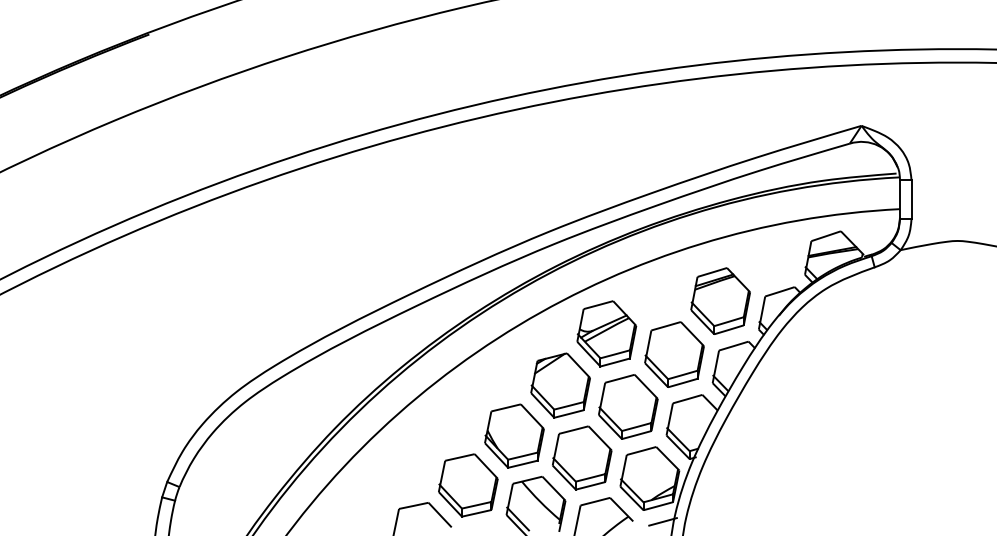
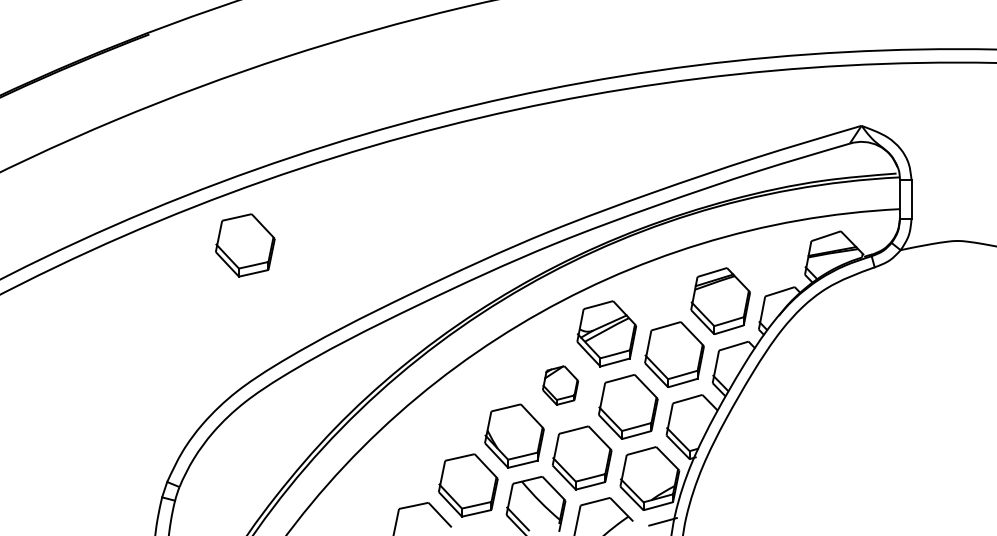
part: none -> present (245, 245)
part size: 61x67 px -> 38x41 px (560, 385)
